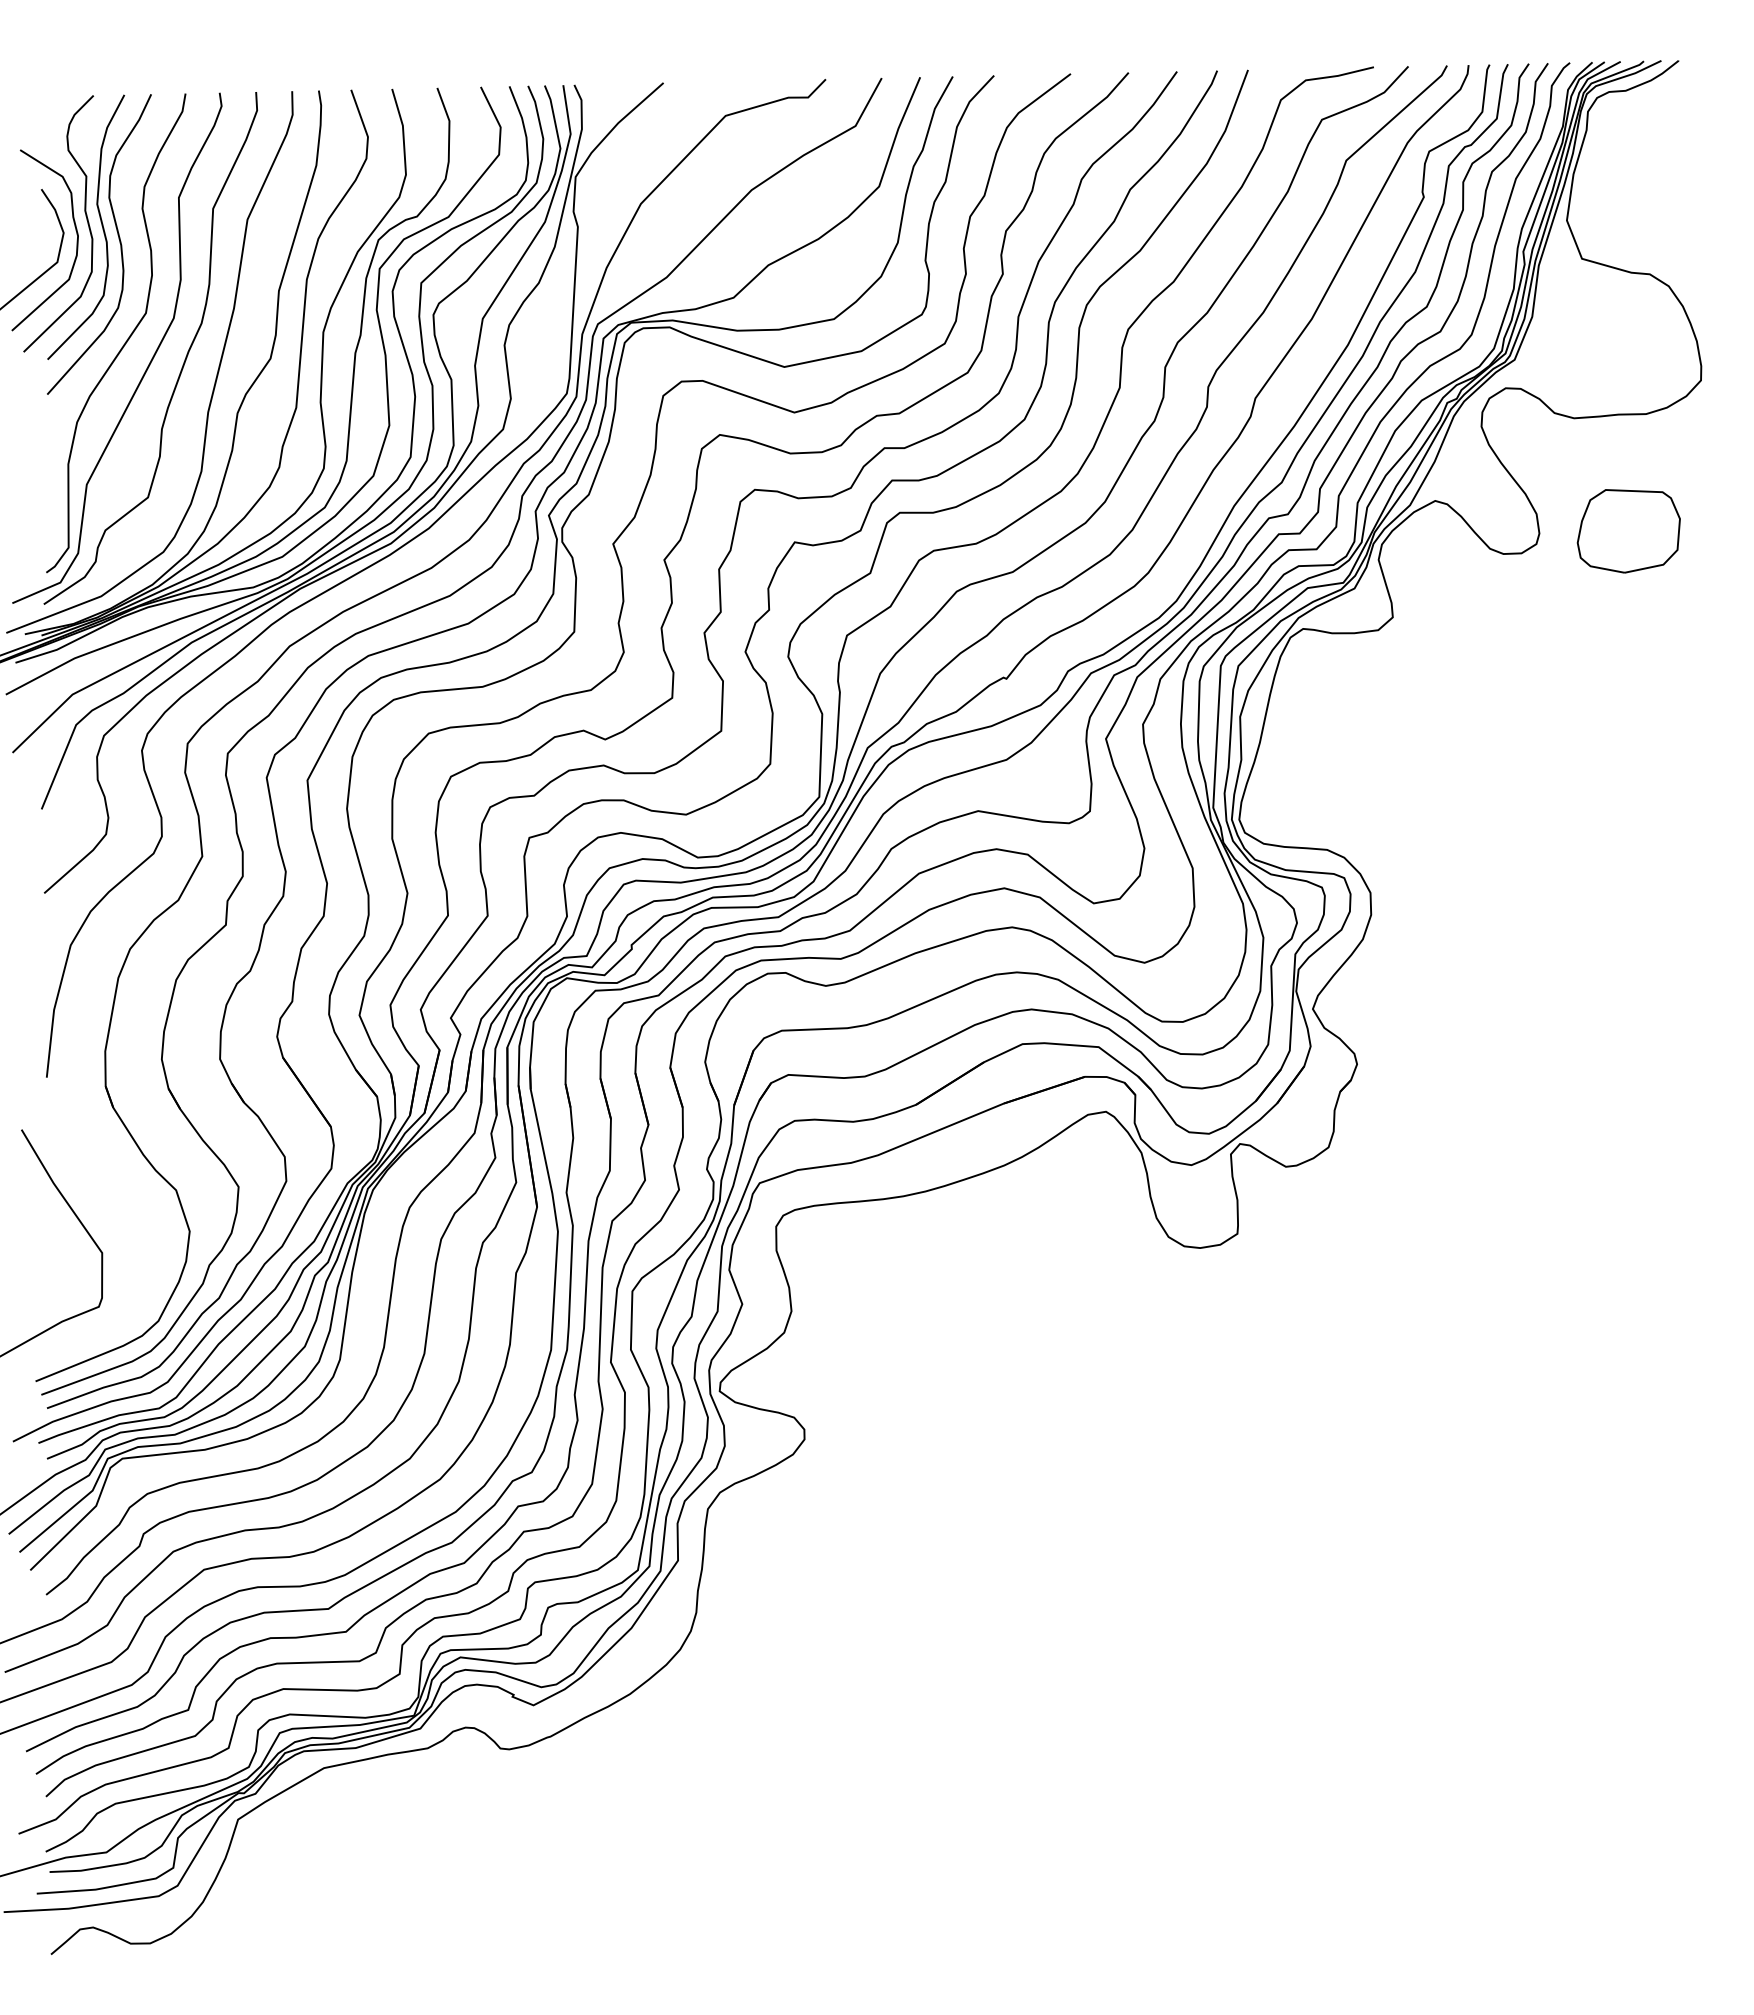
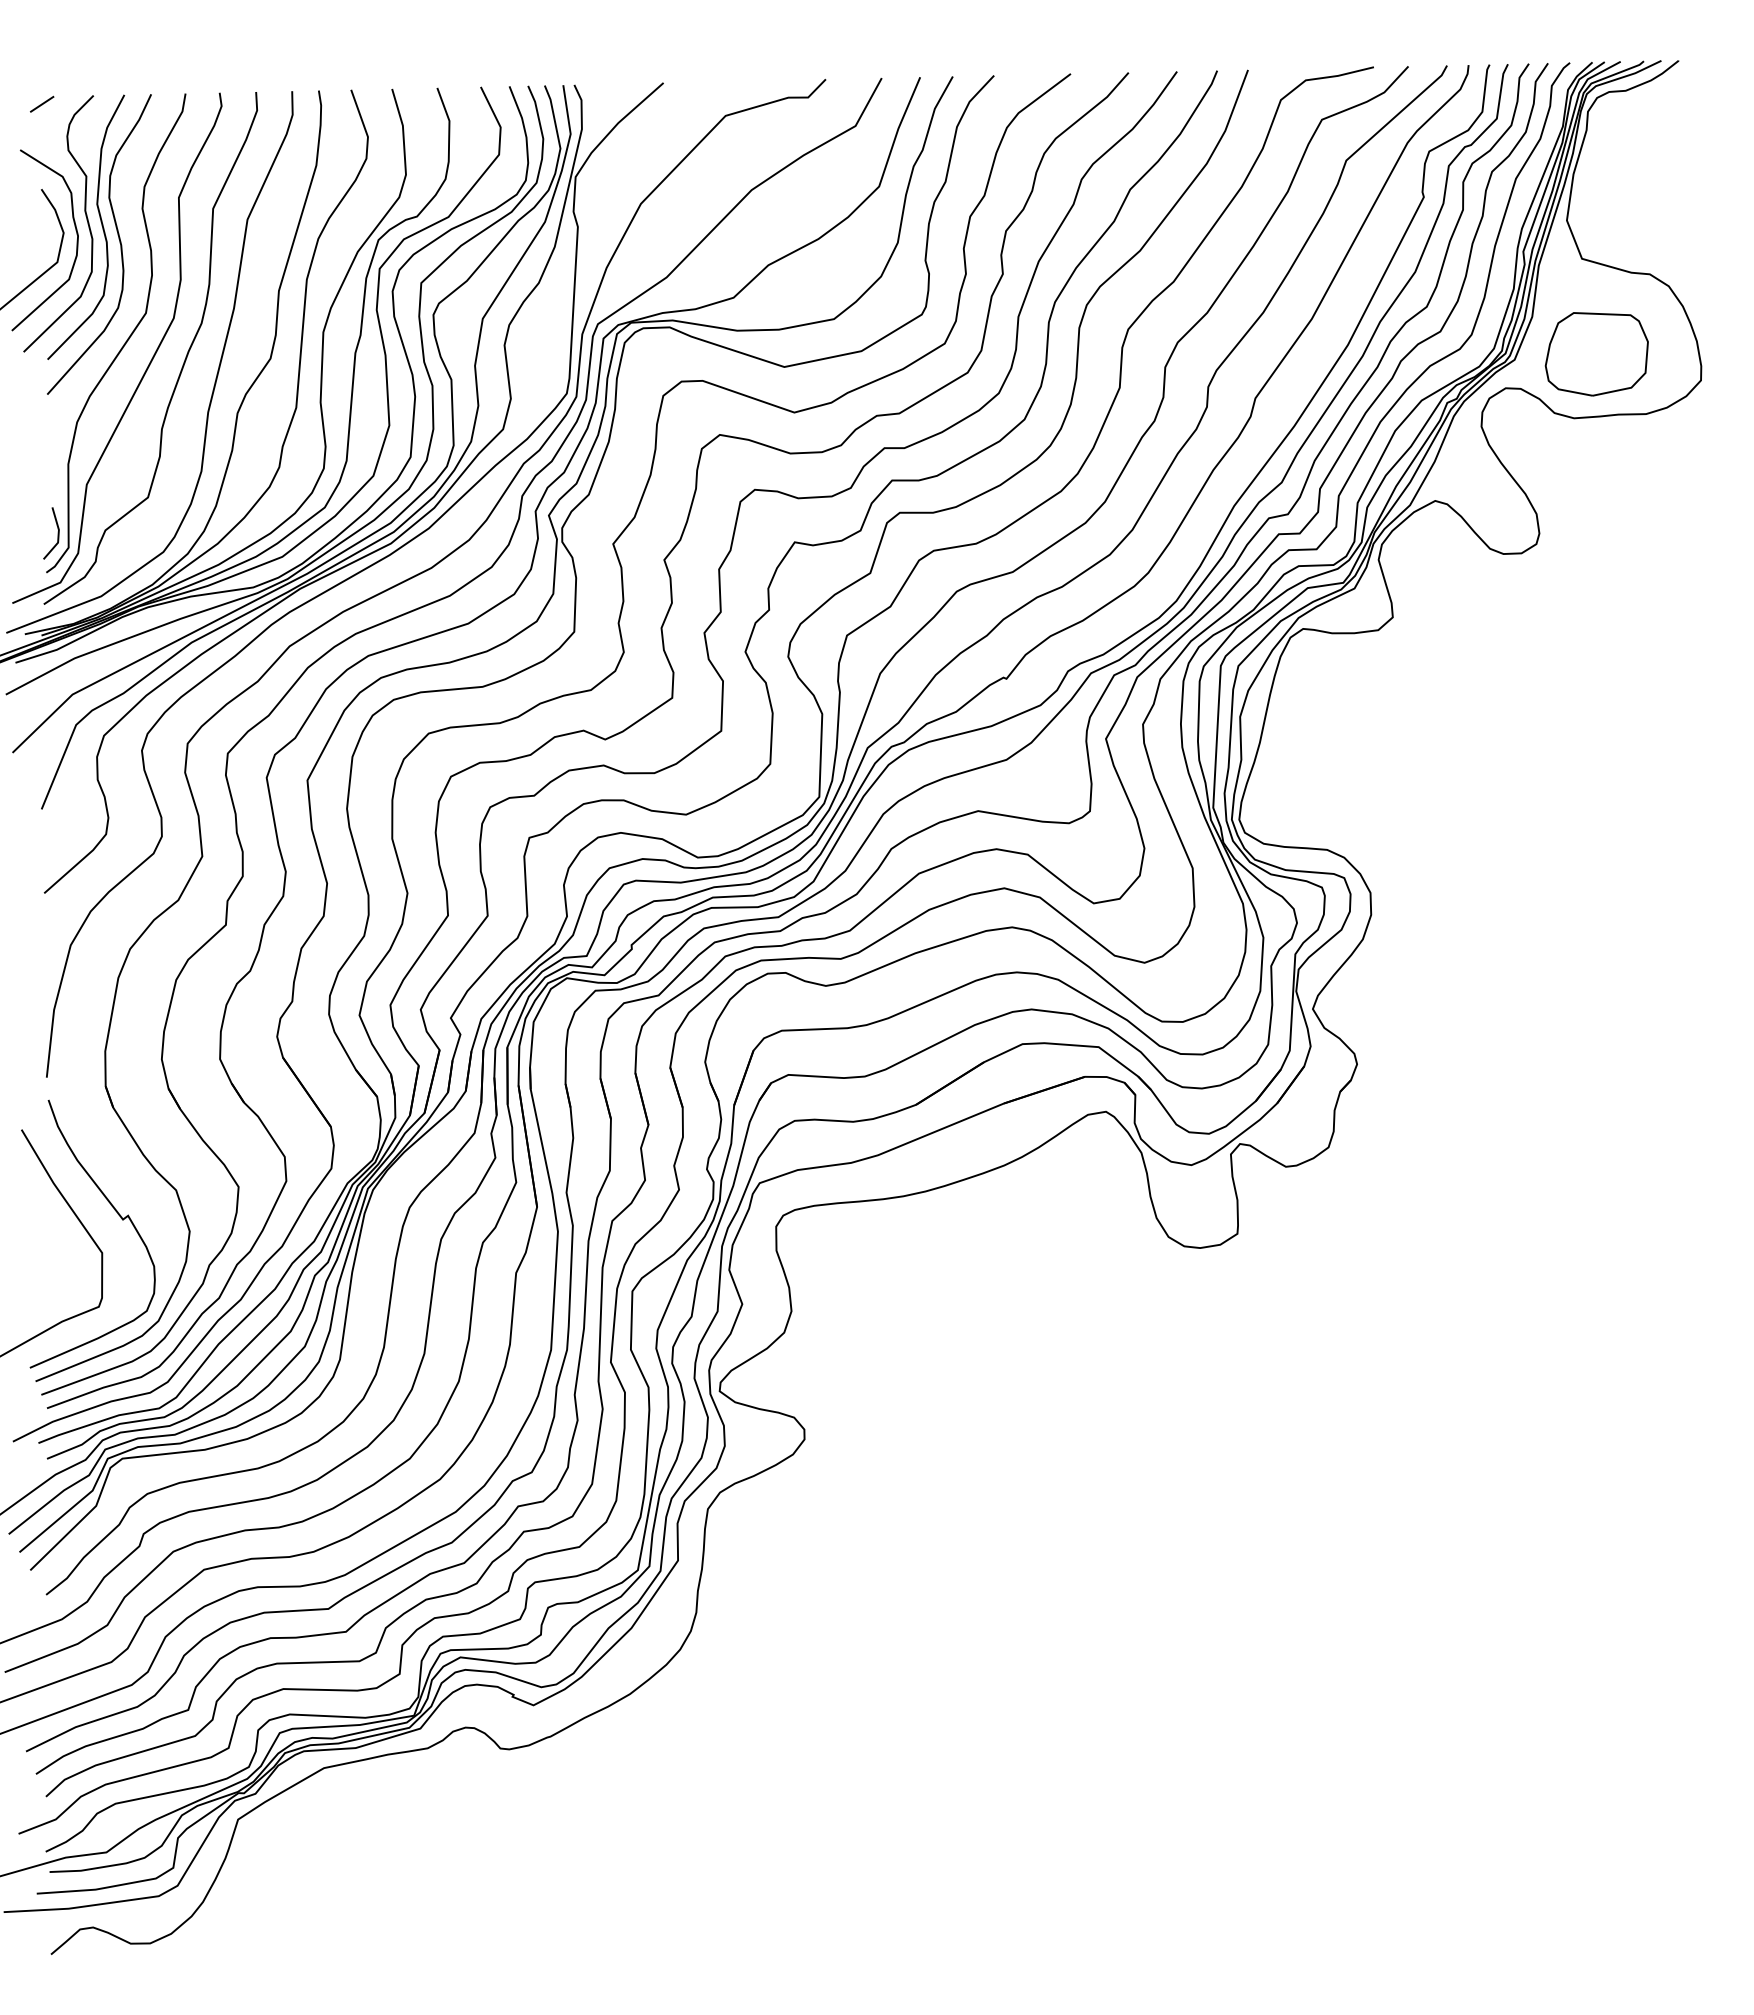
line: none -> present (42, 103)
part position: (1628, 531) -> (1596, 354) (1596, 354)
line: none -> present (57, 533)
curve: none -> present (117, 1214)
